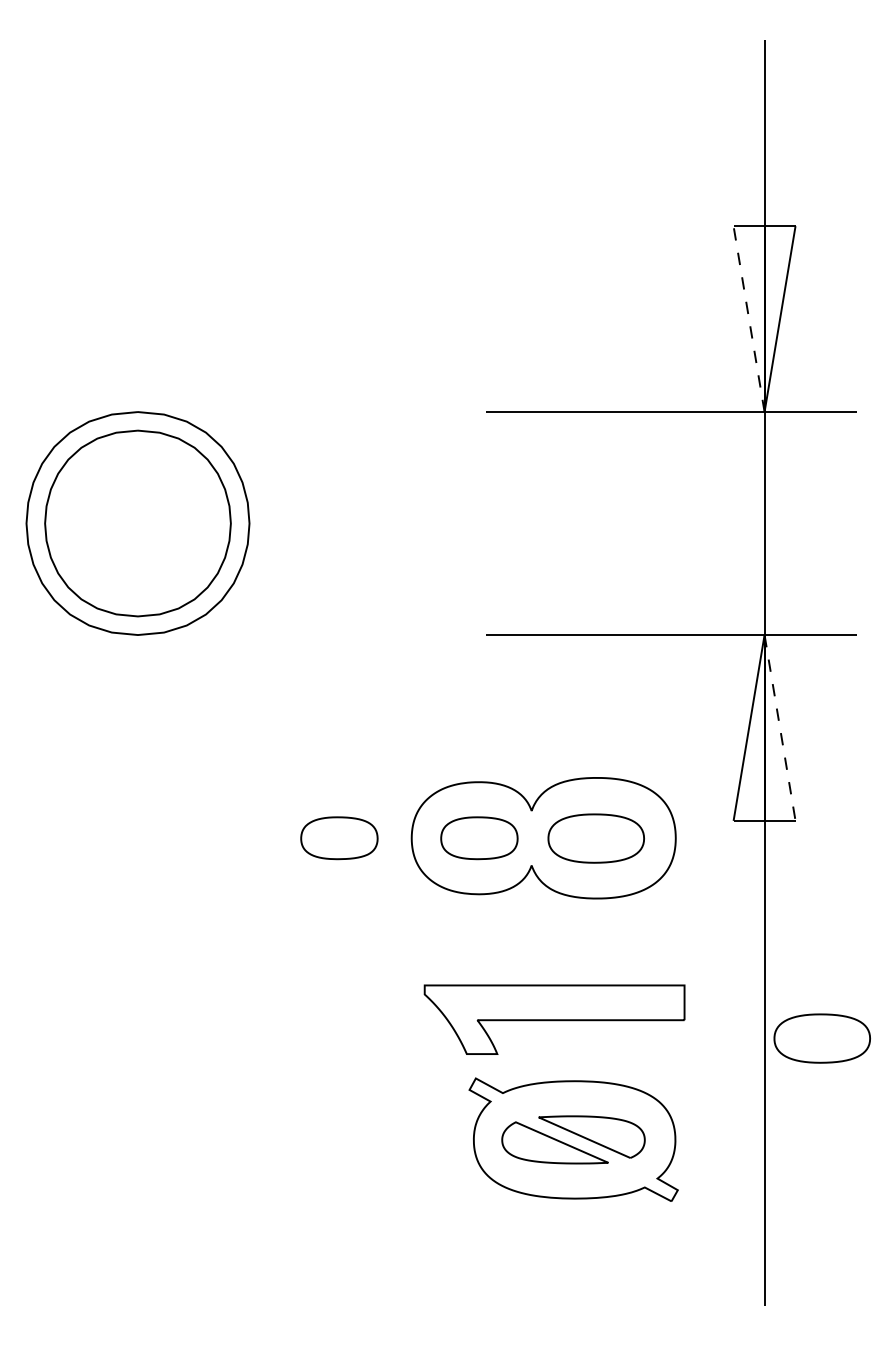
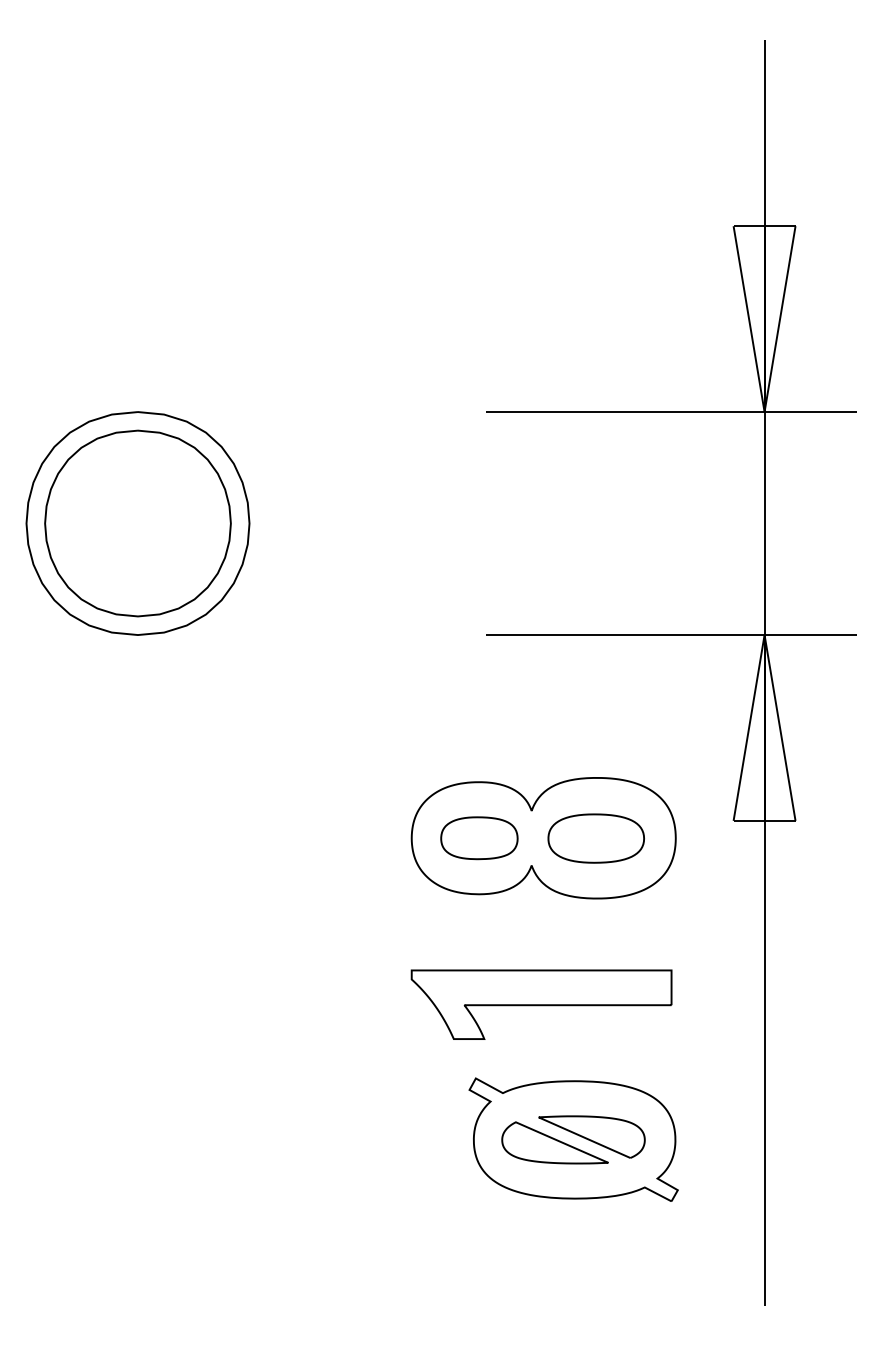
line: dashed -> solid (749, 318)
line: dashed -> solid (780, 728)
part: present -> none (339, 838)
part position: (554, 1019) -> (541, 1004) (541, 1004)
part: present -> none (821, 1038)
